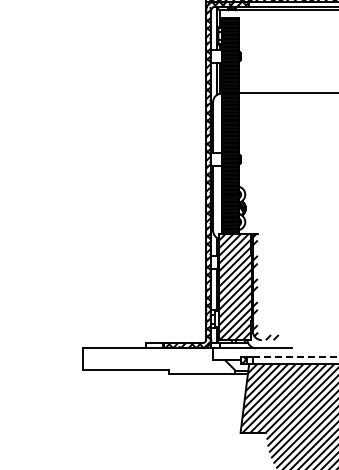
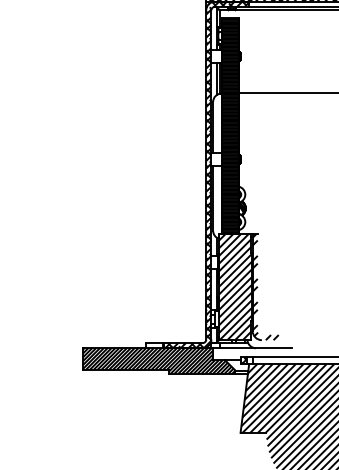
line: dashed -> solid (295, 357)
hatch: none -> present (158, 360)
